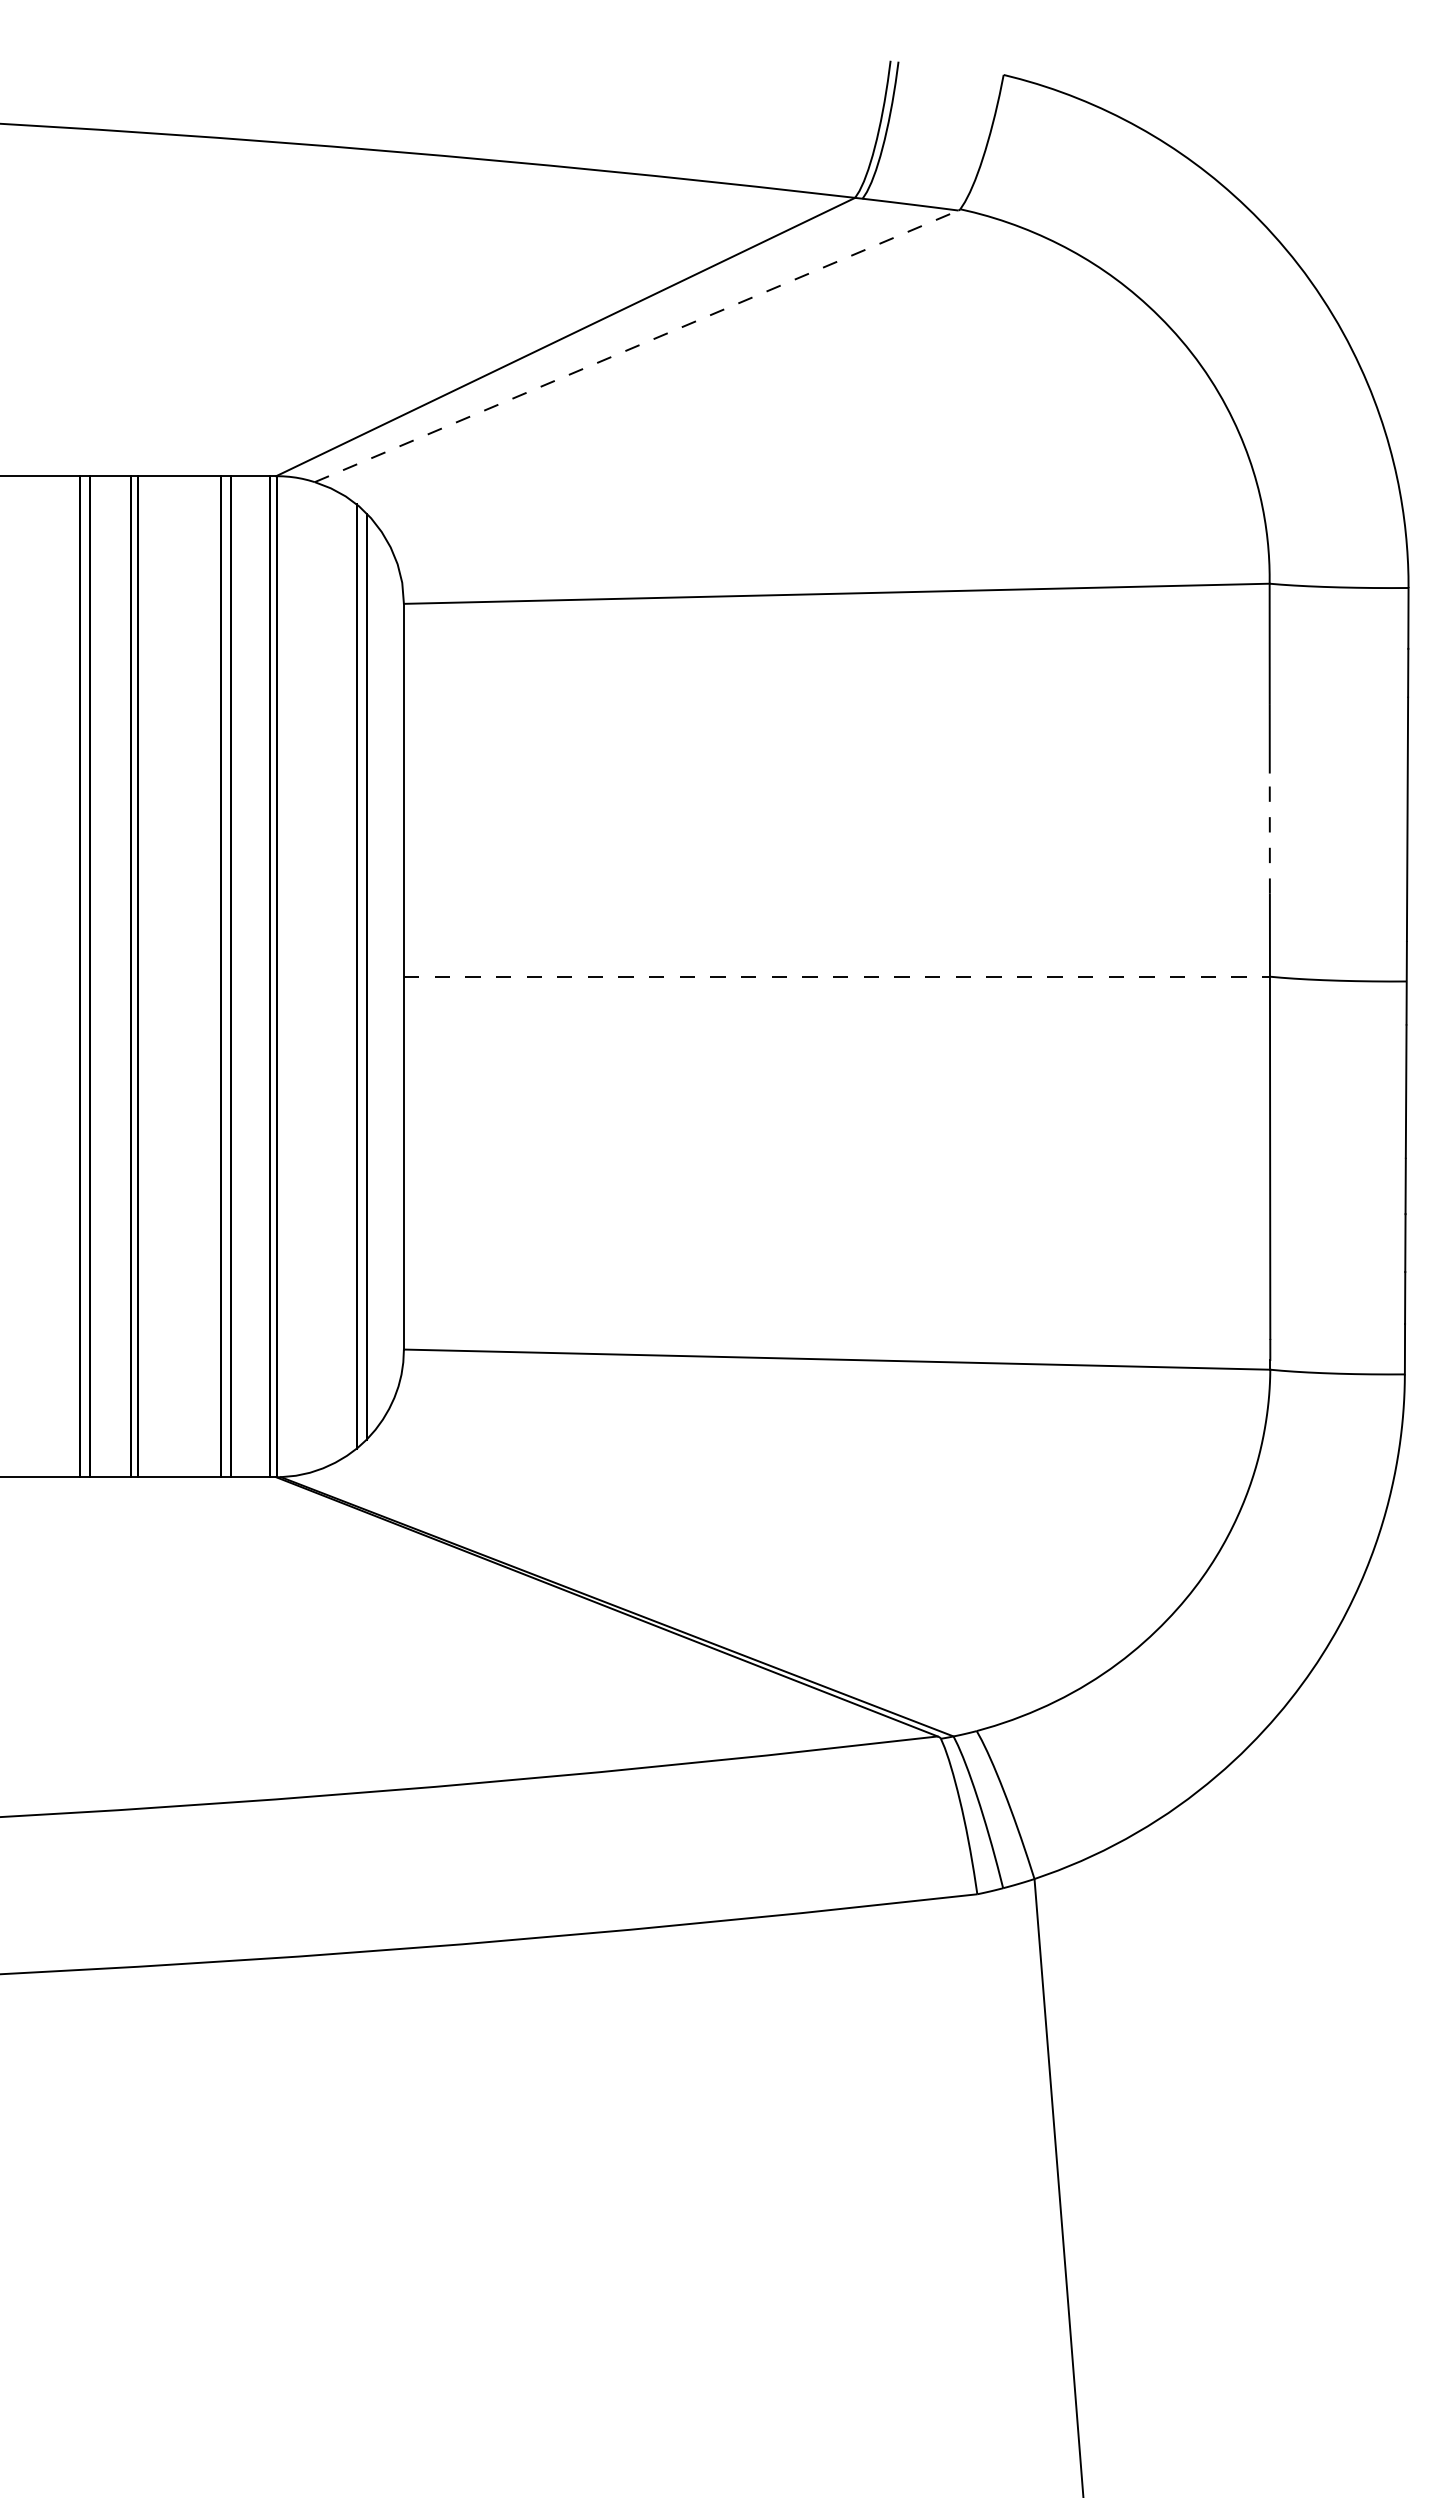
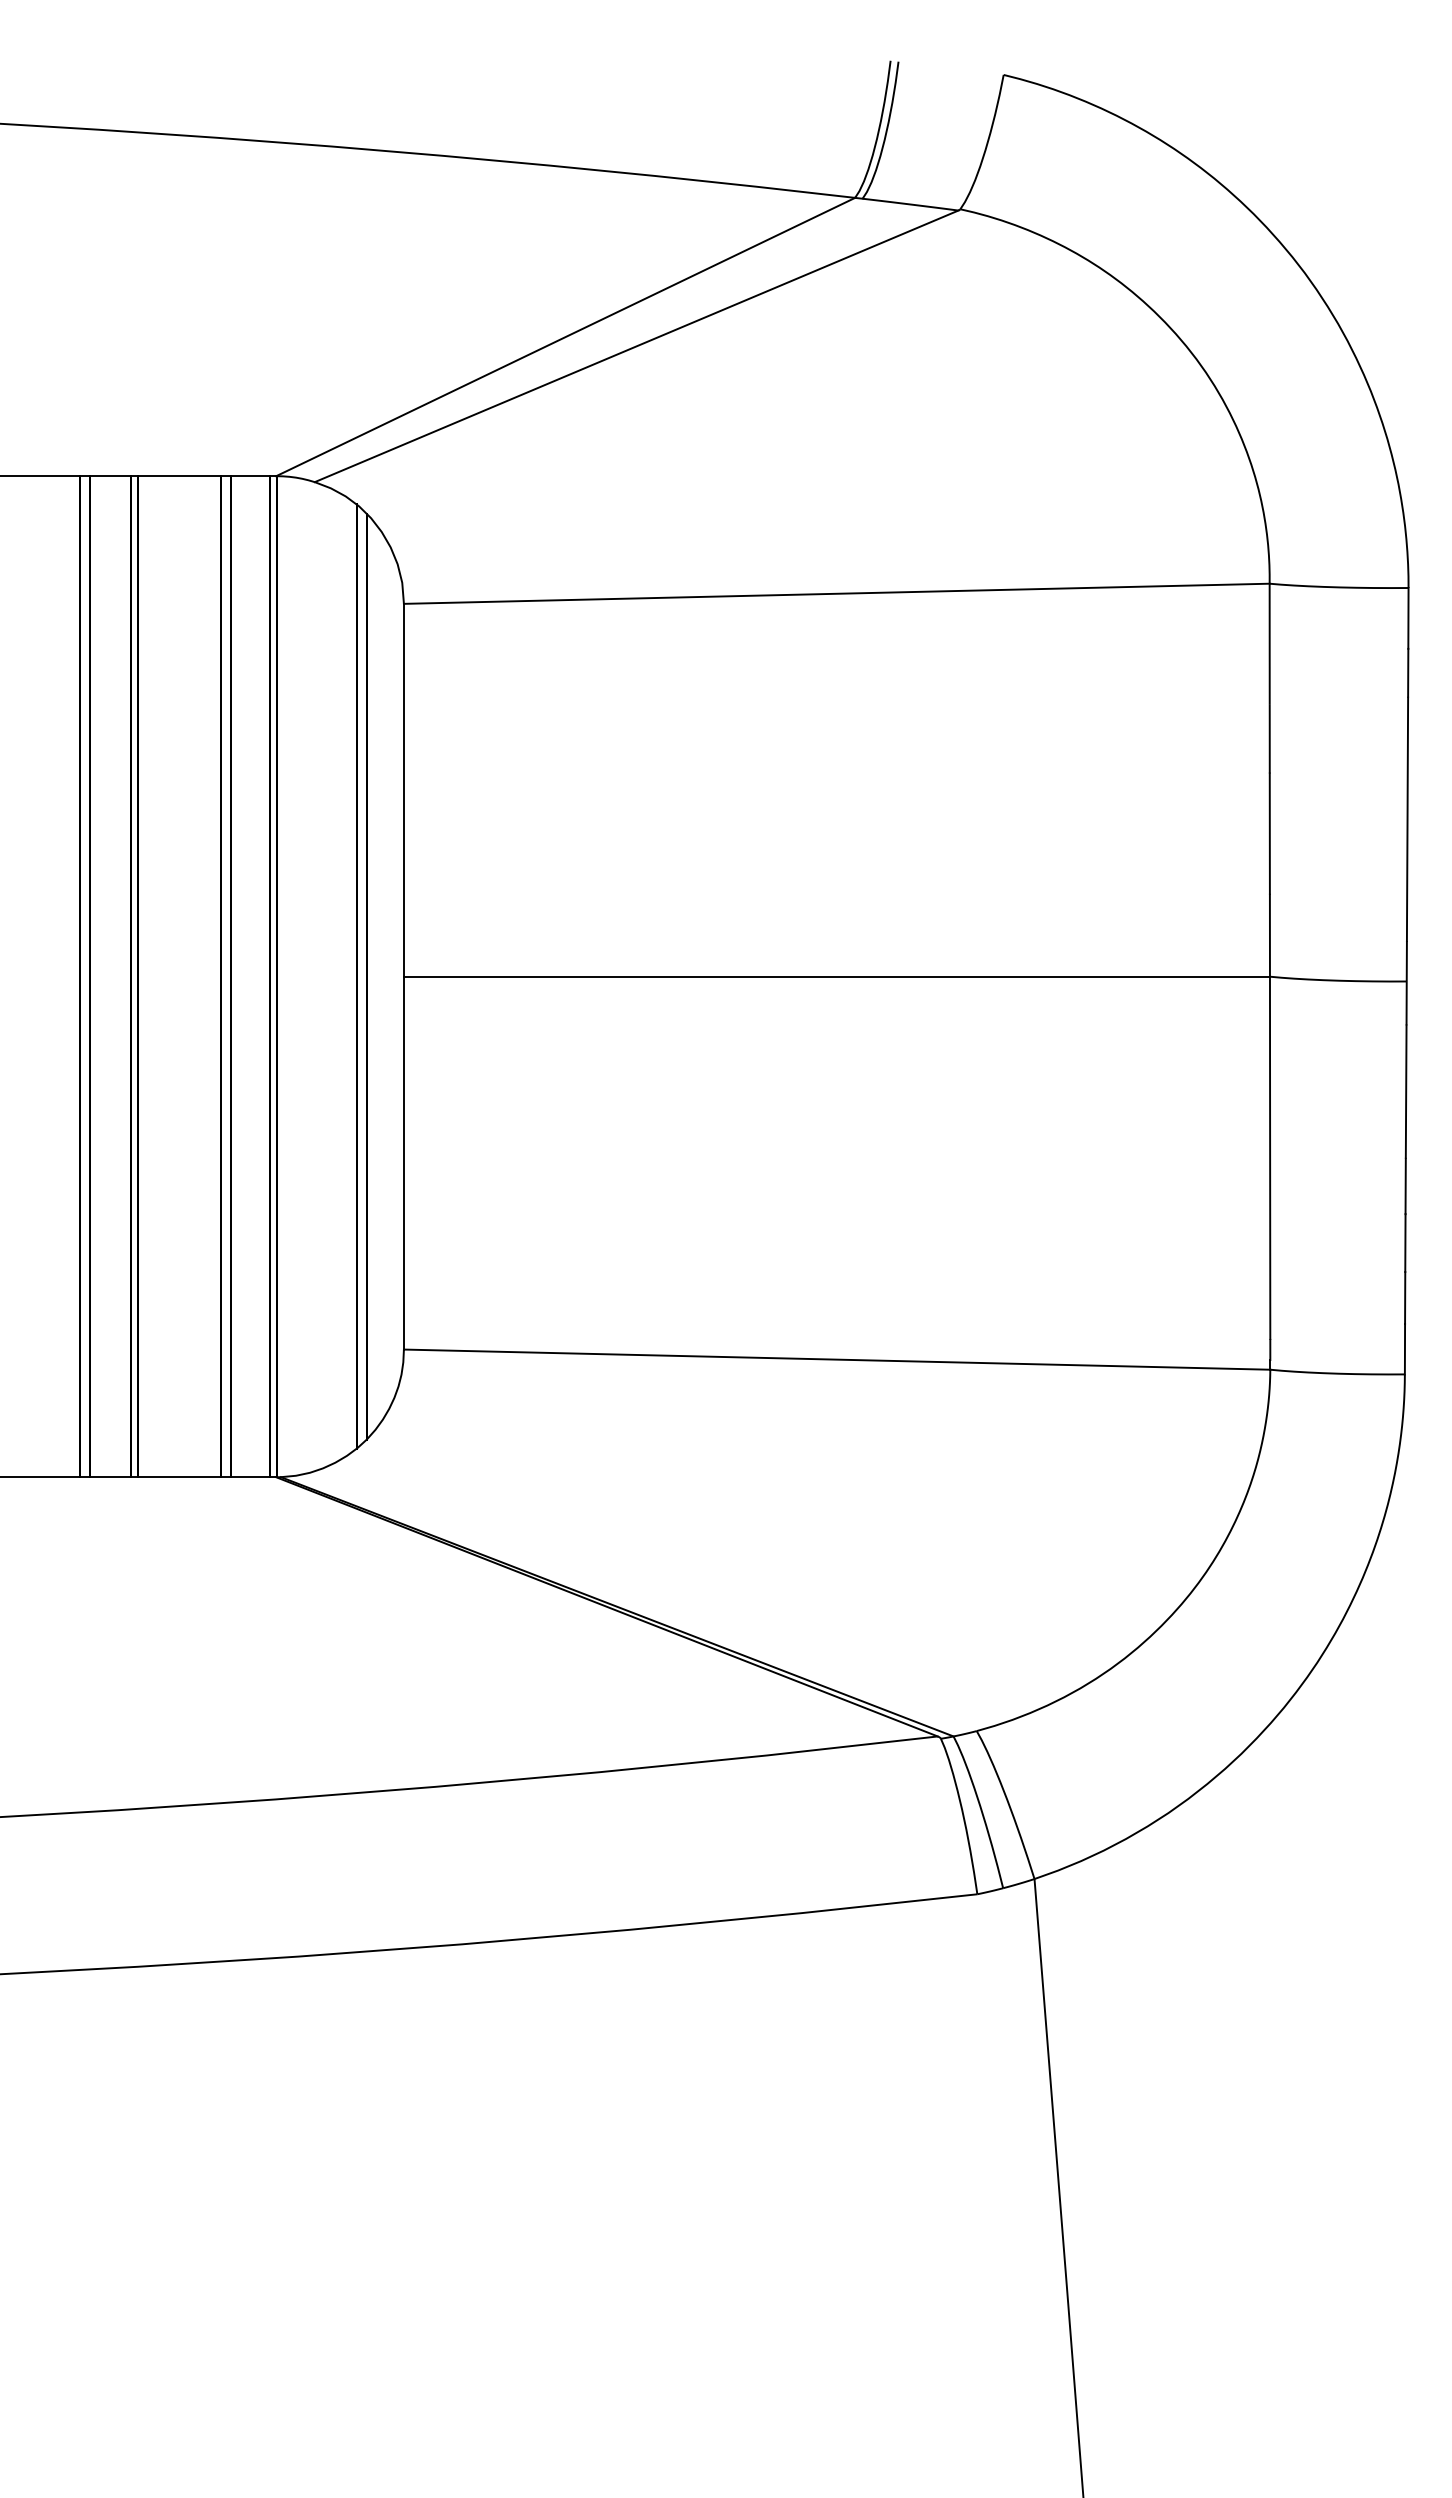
line: dashed -> solid (637, 346)
line: dashed -> solid (1269, 833)
line: dashed -> solid (837, 976)
